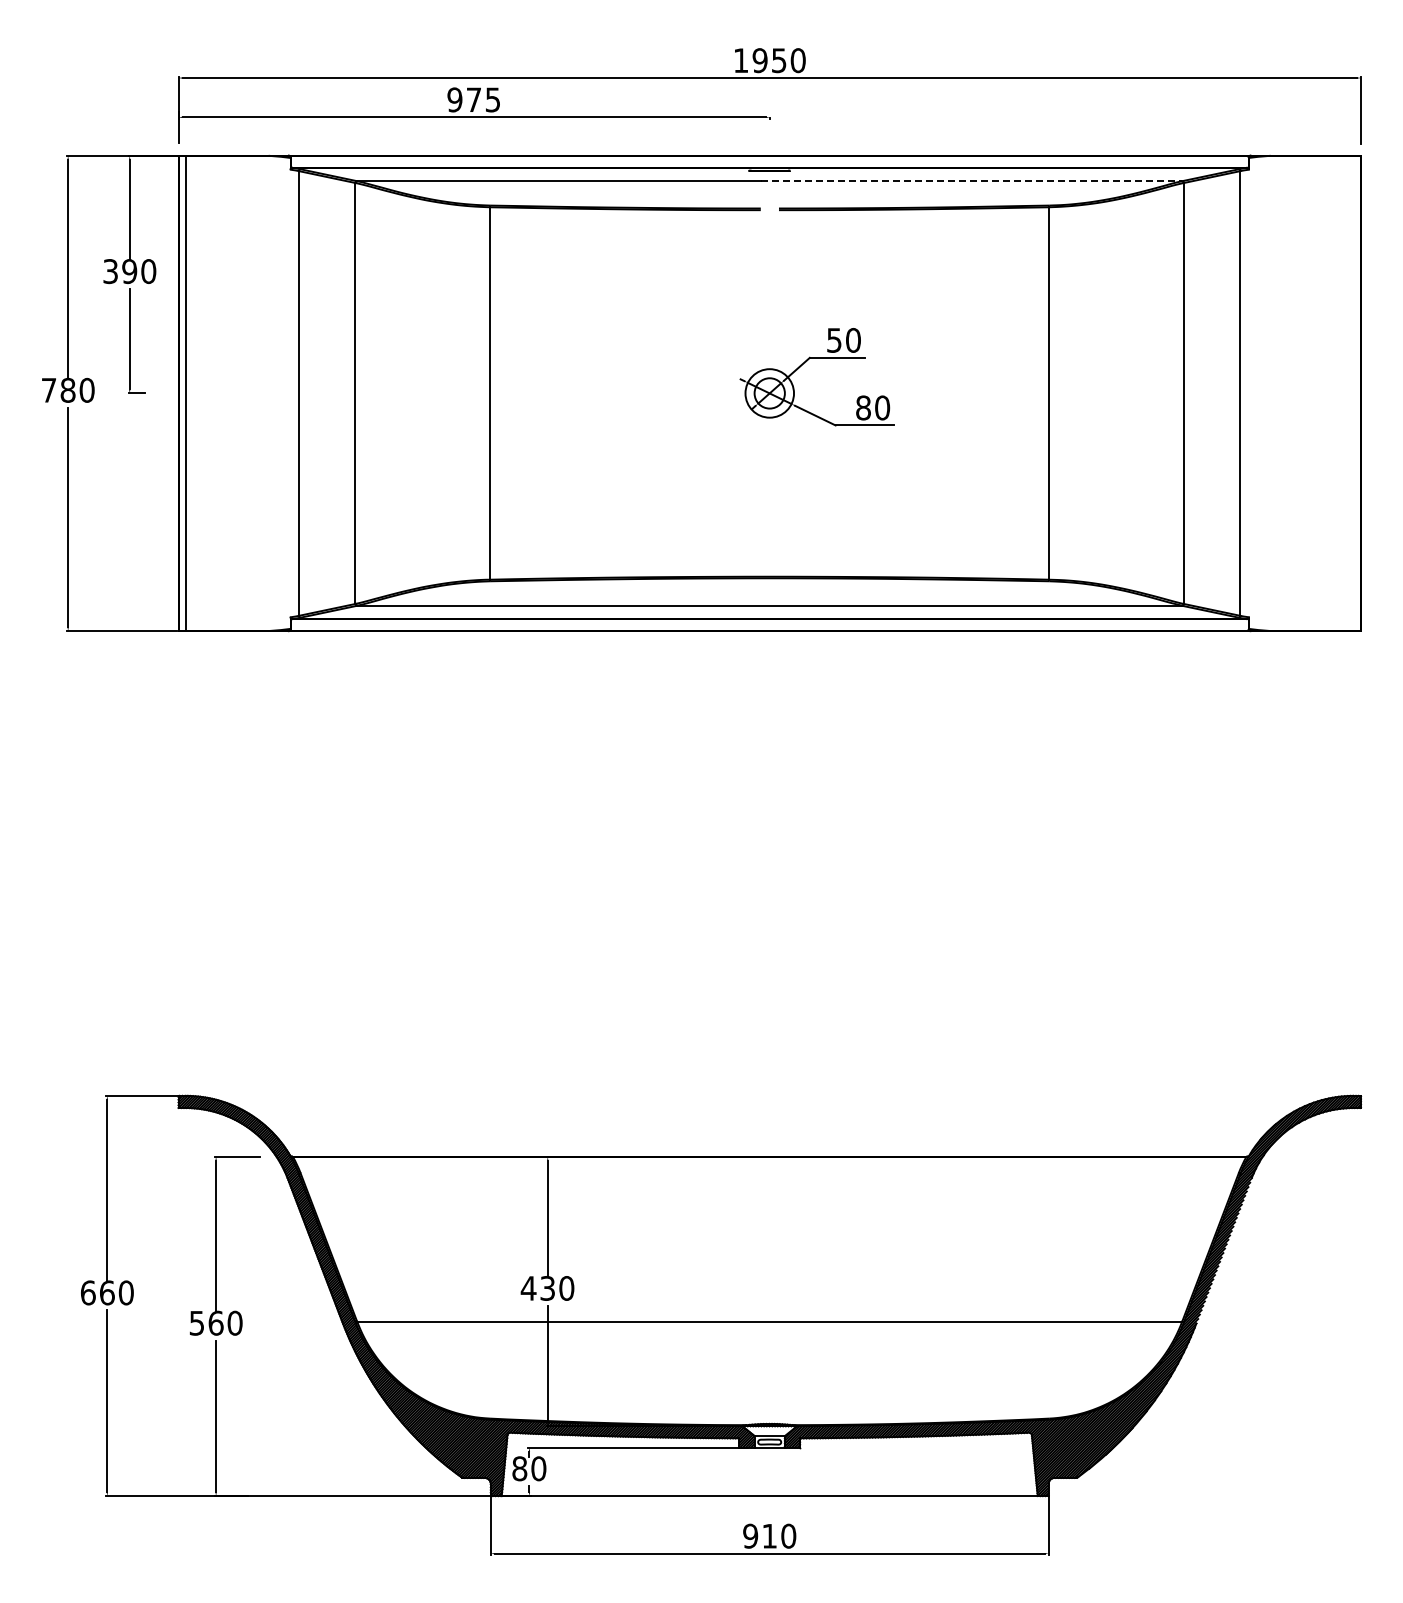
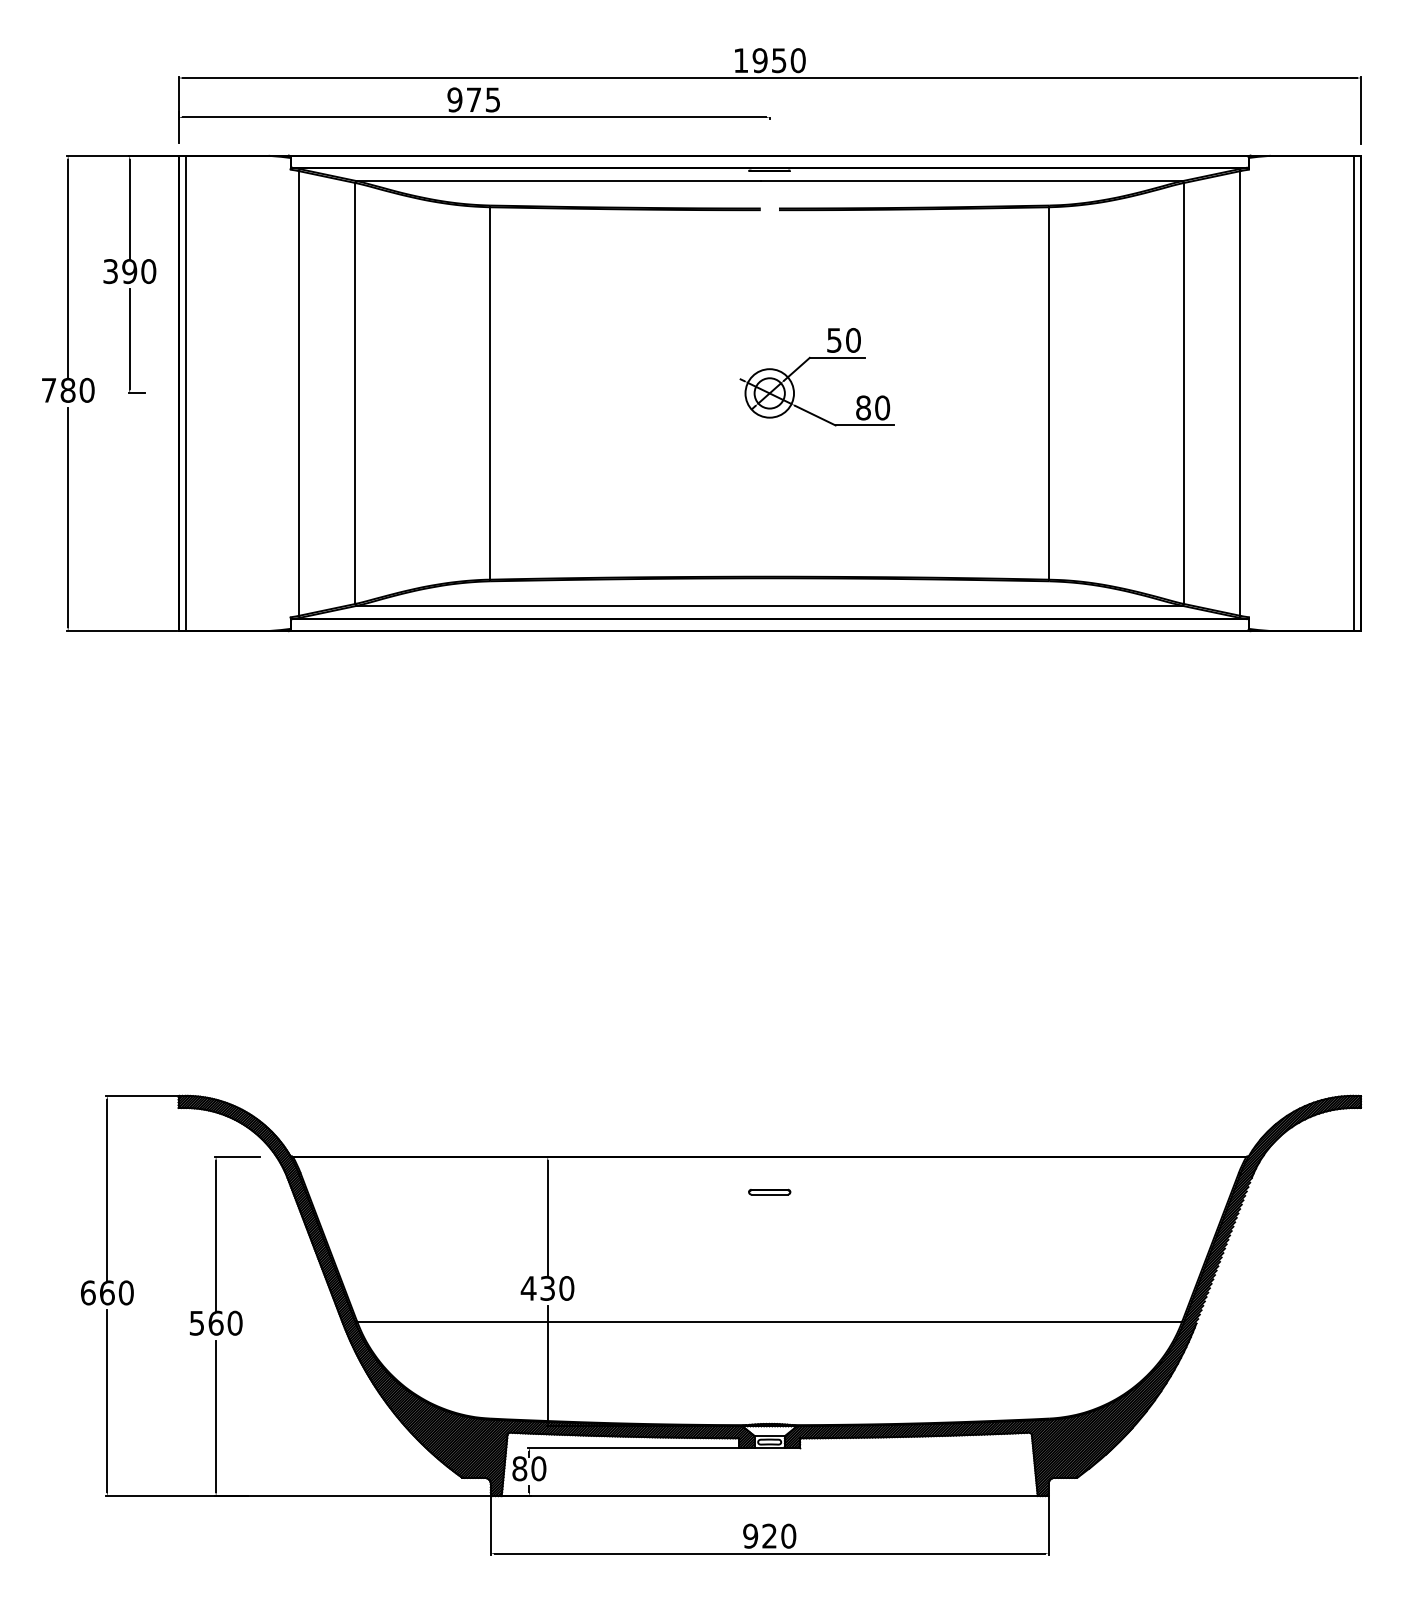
line: dashed -> solid (971, 181)
line: none -> present (1353, 393)
part: none -> present (769, 1191)
text: 910 -> 920 (769, 1535)
